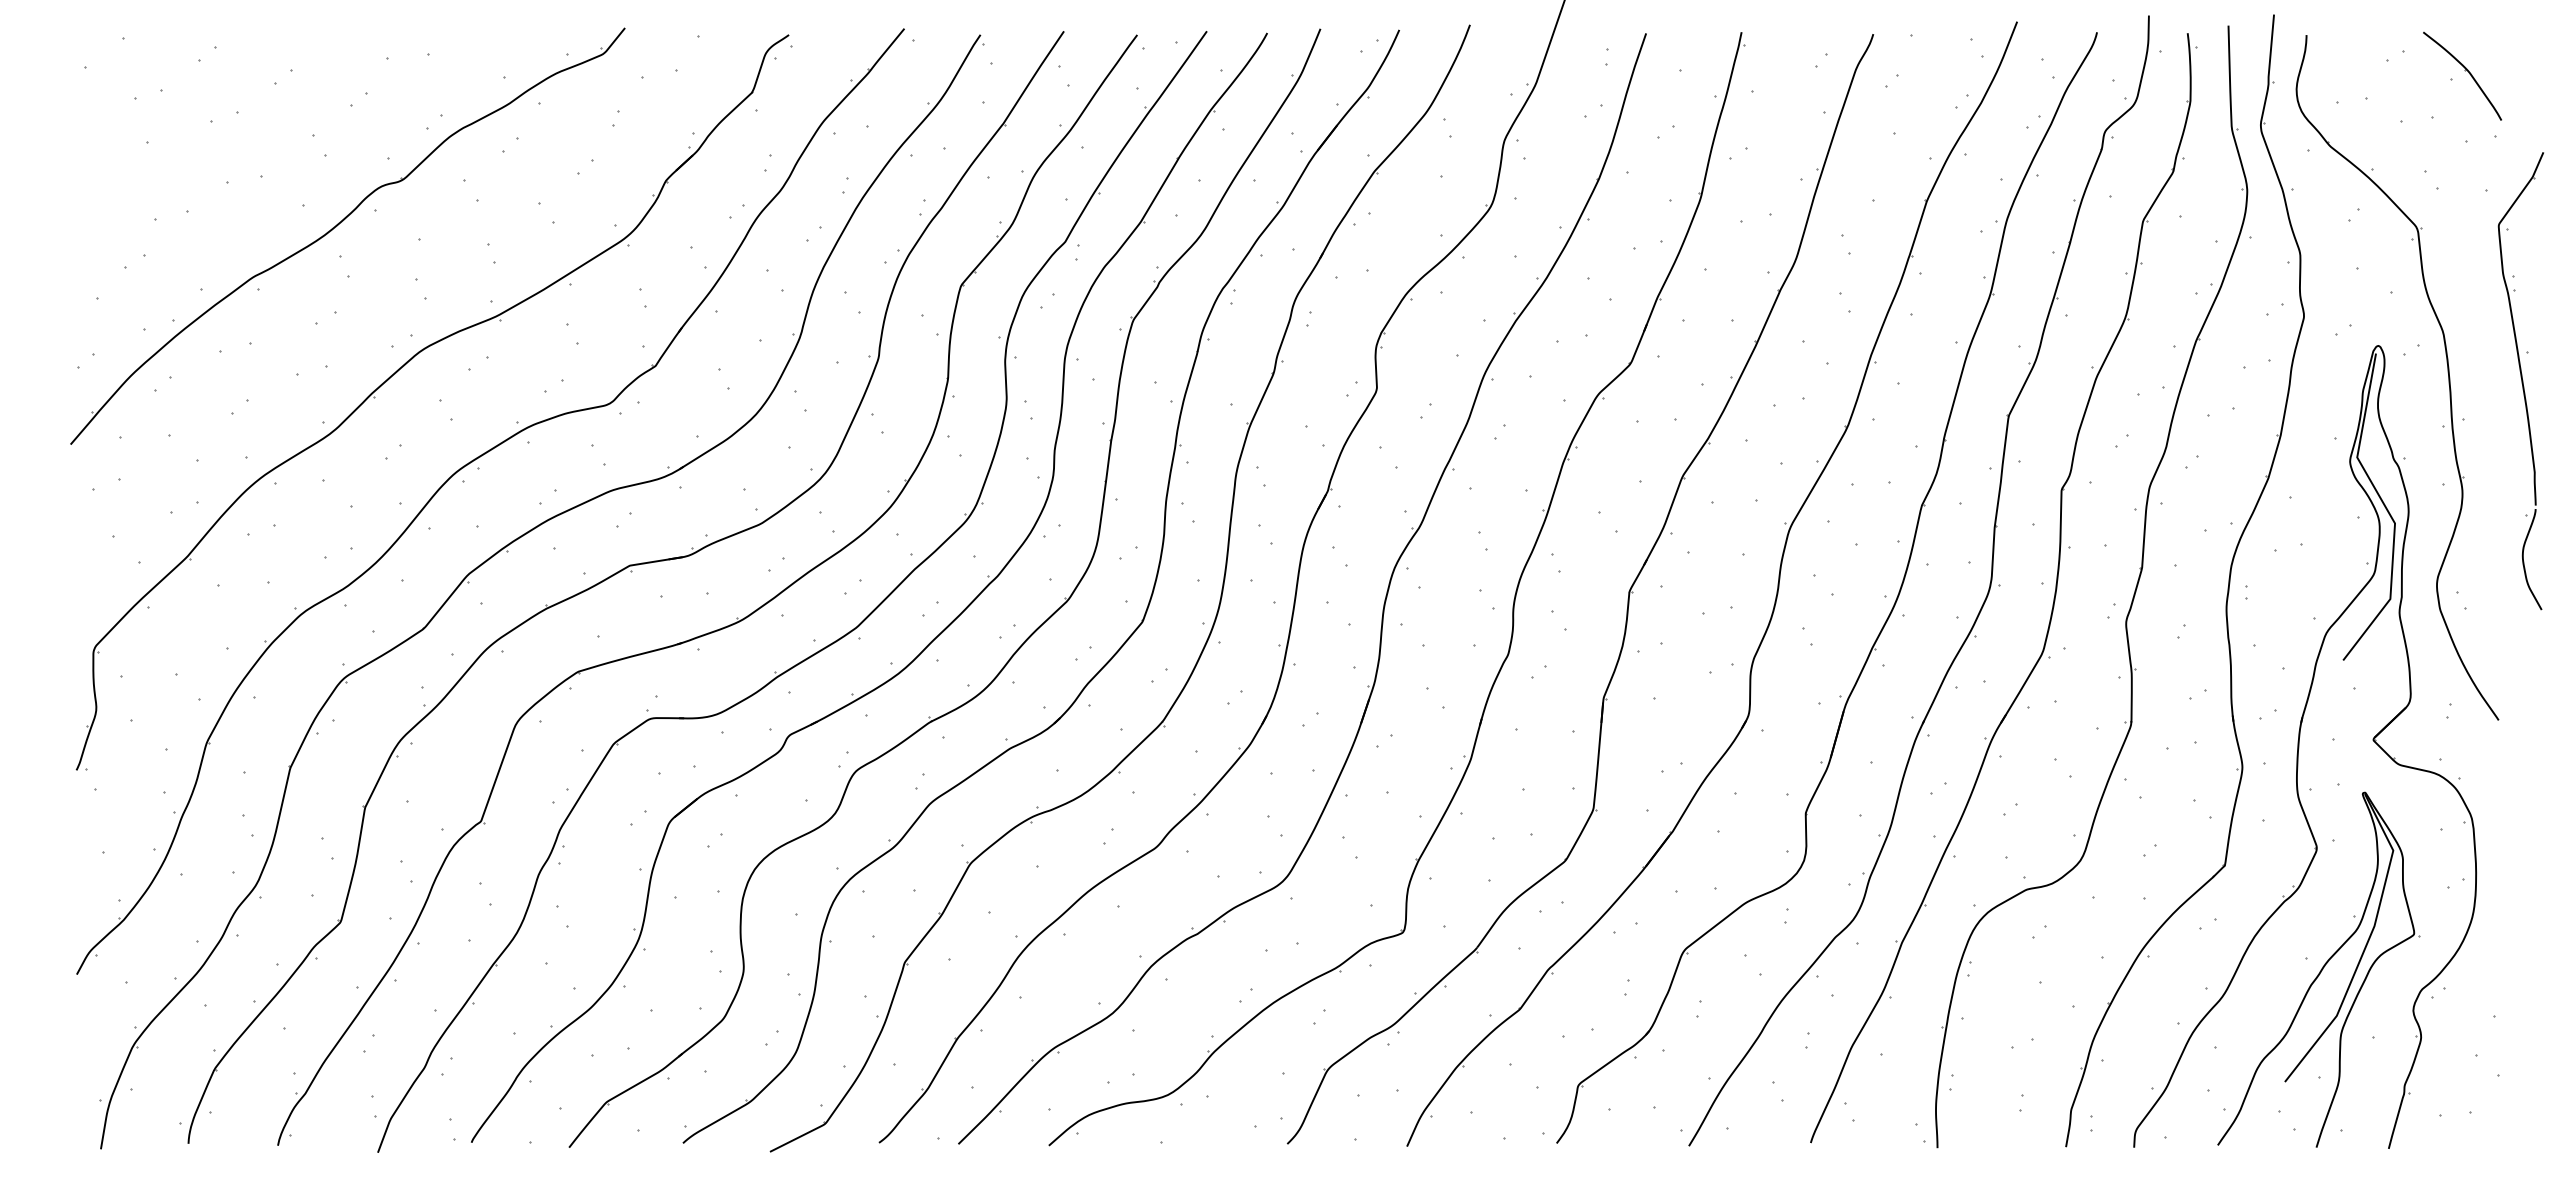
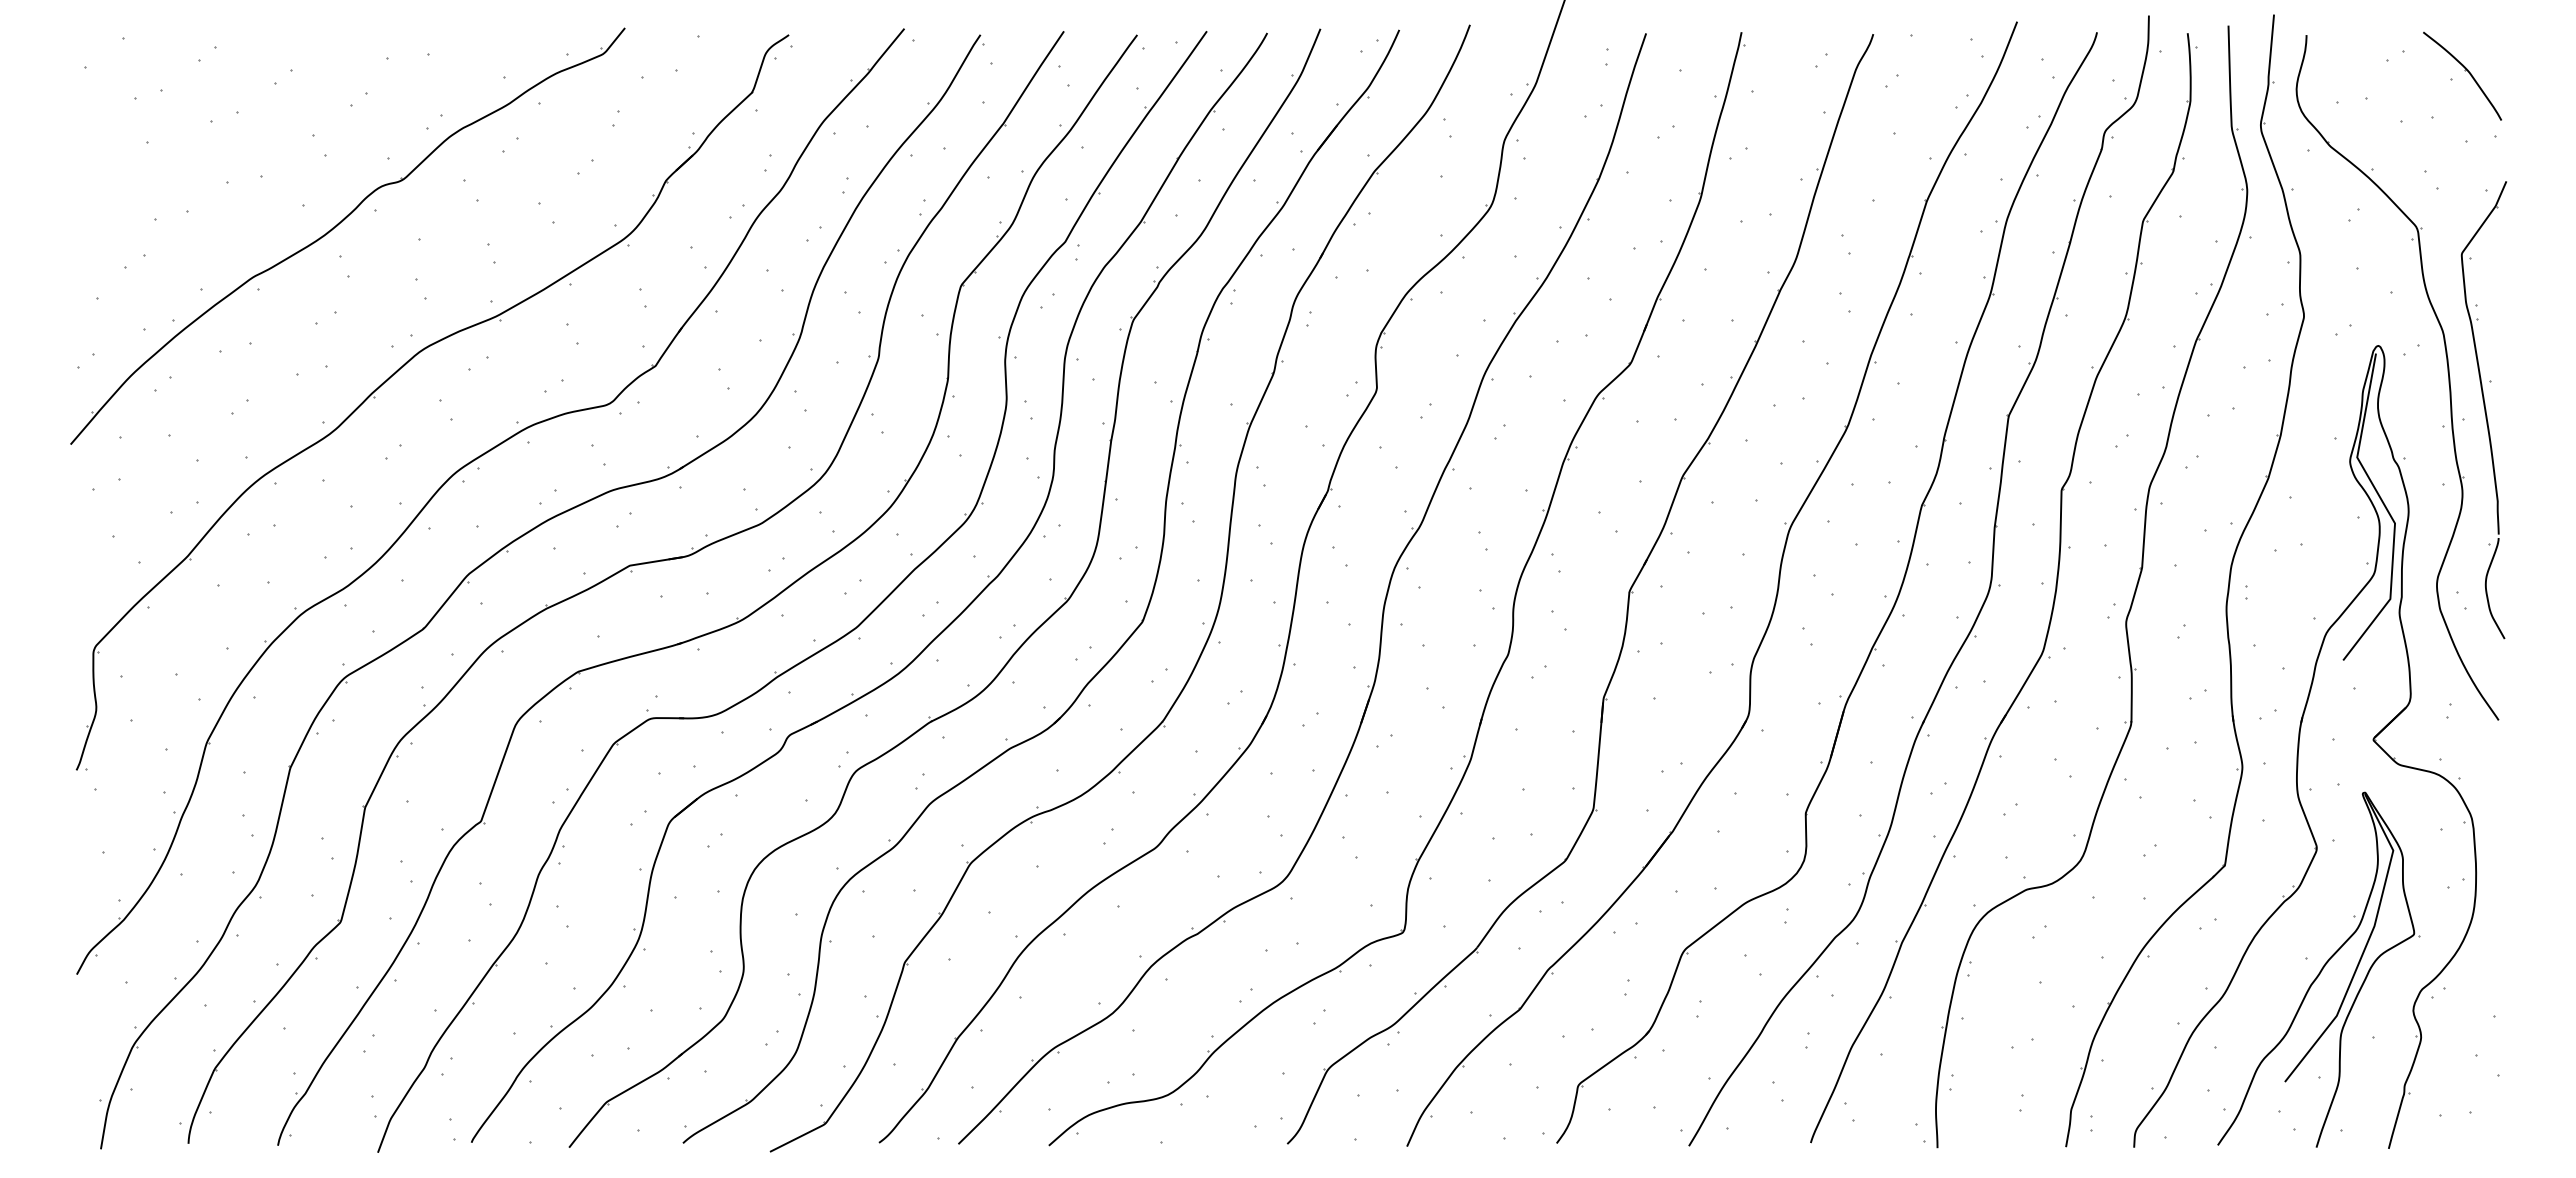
part position: (2520, 381) -> (2483, 410) (2483, 410)
